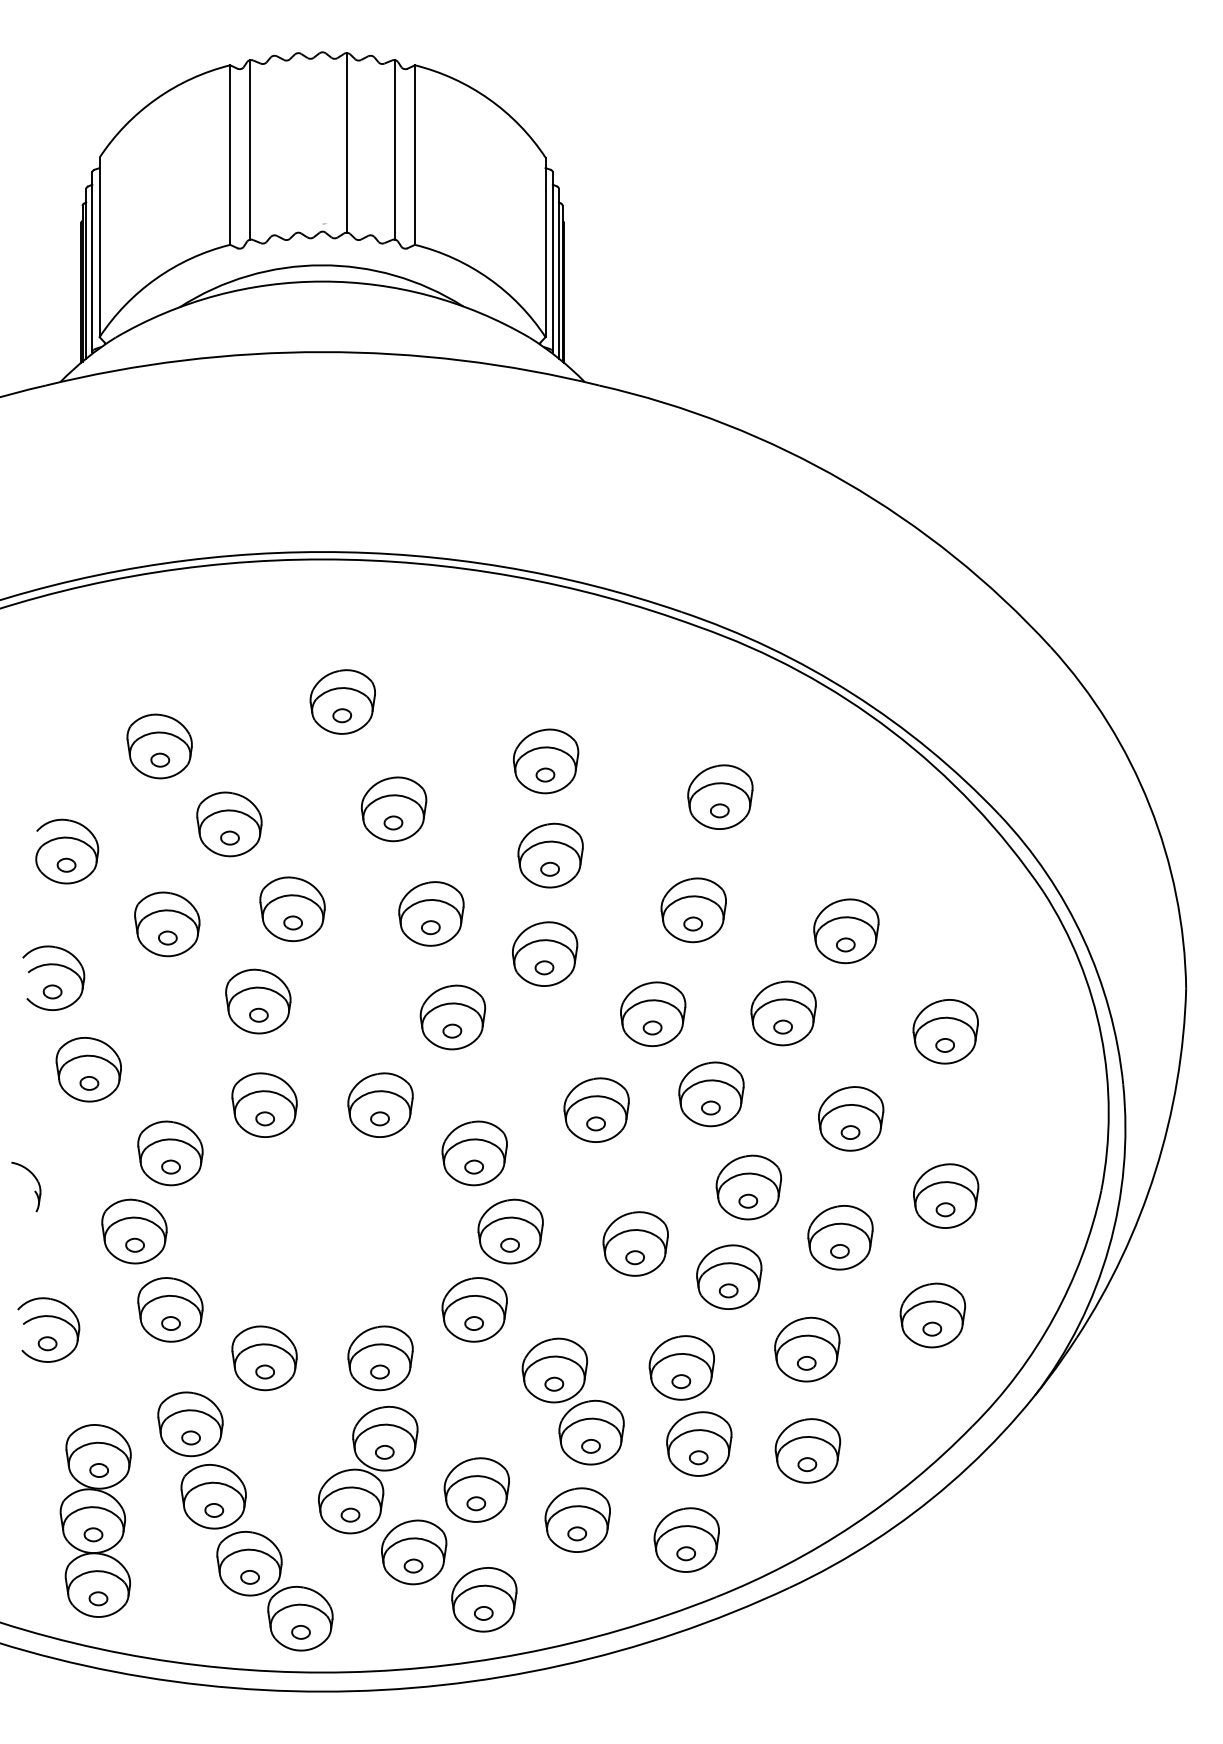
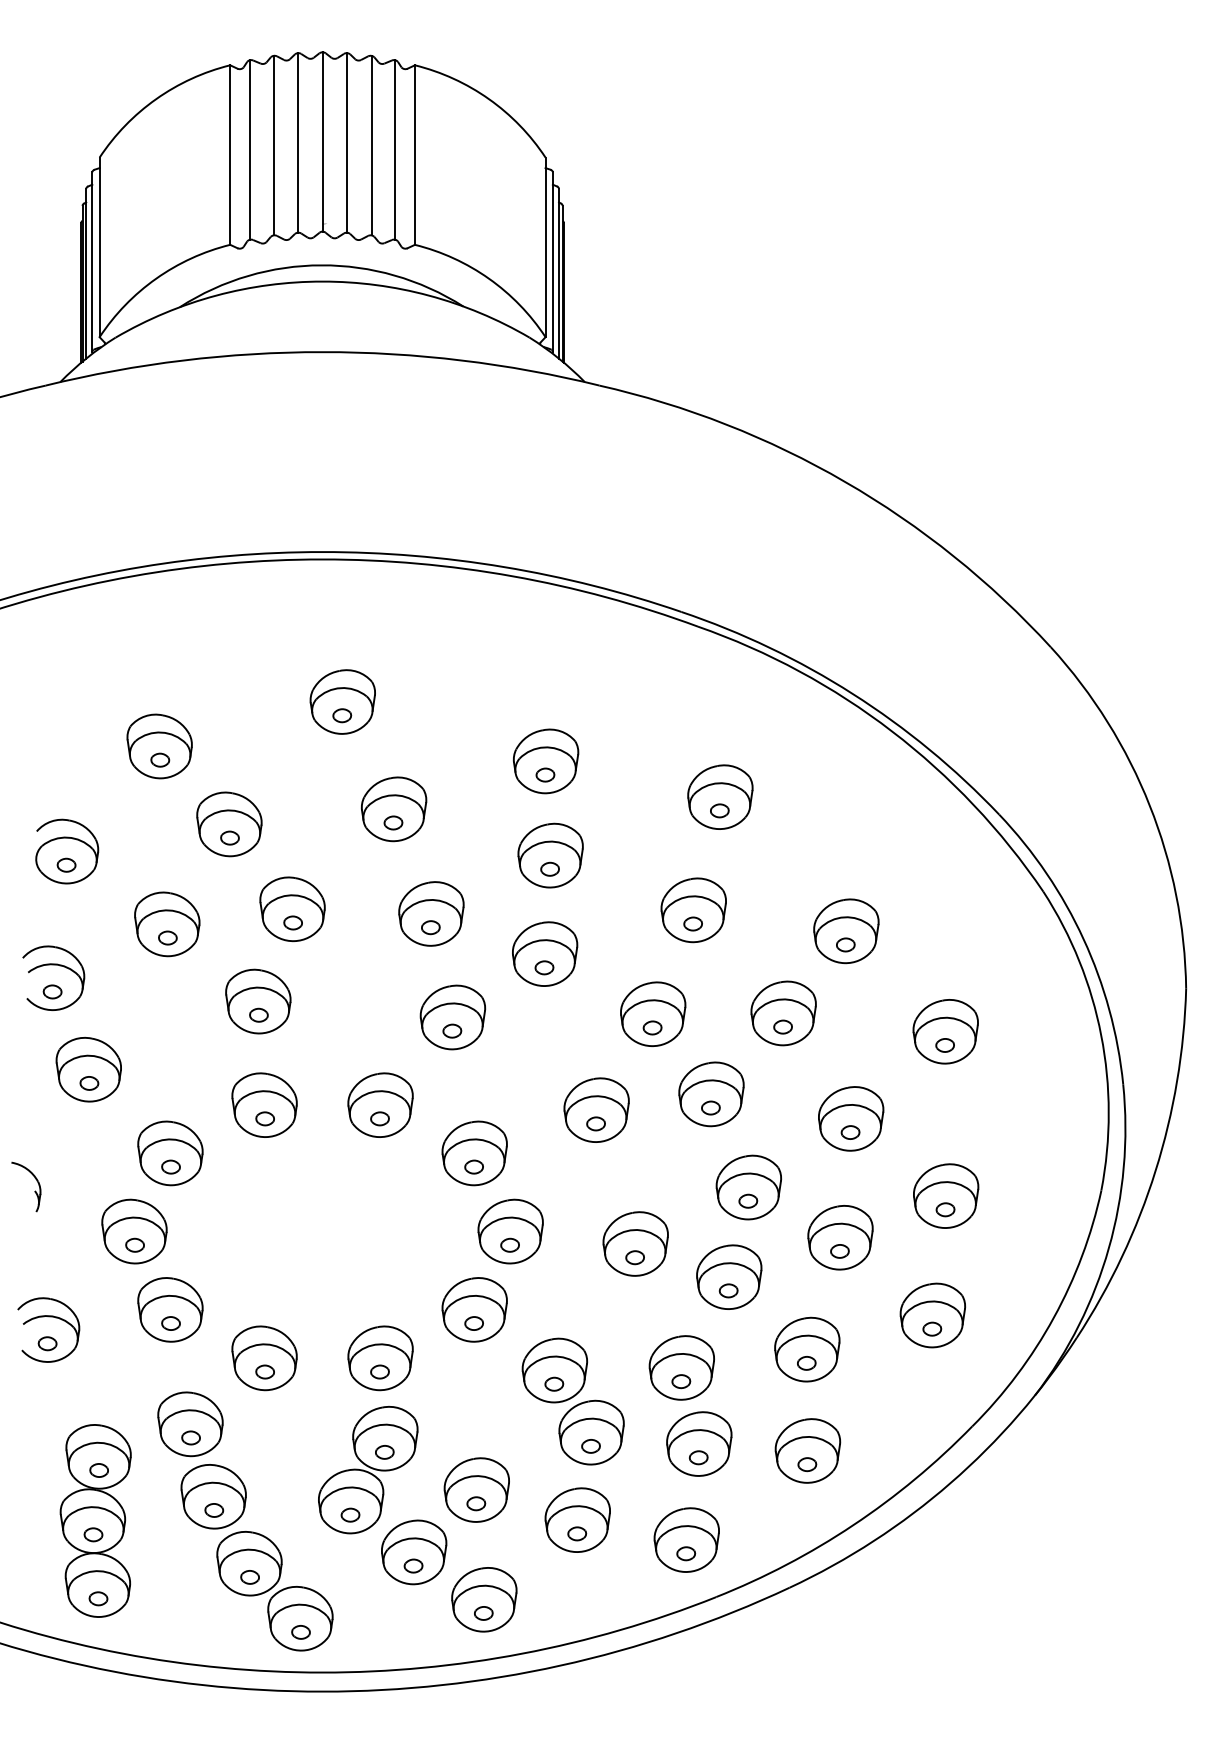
line: none -> present (322, 141)
line: none -> present (297, 142)
line: none -> present (273, 145)
line: none -> present (371, 145)
